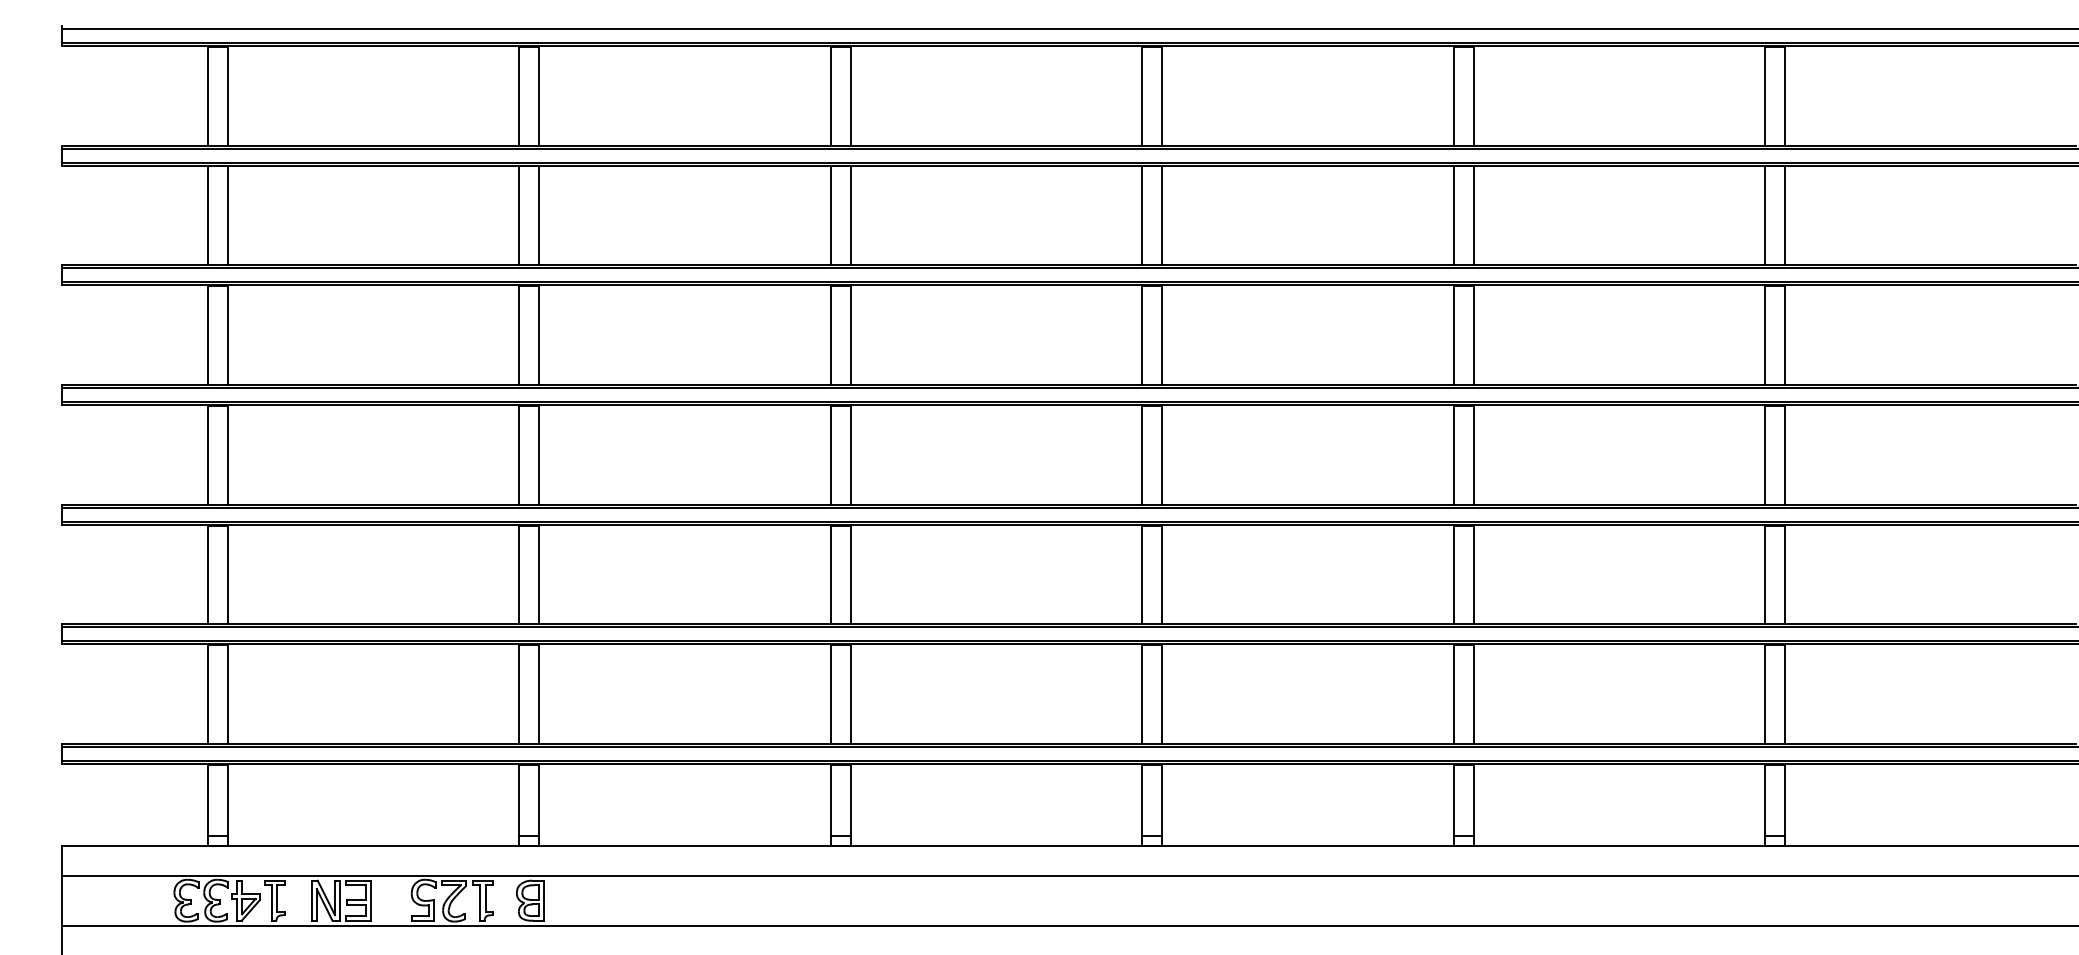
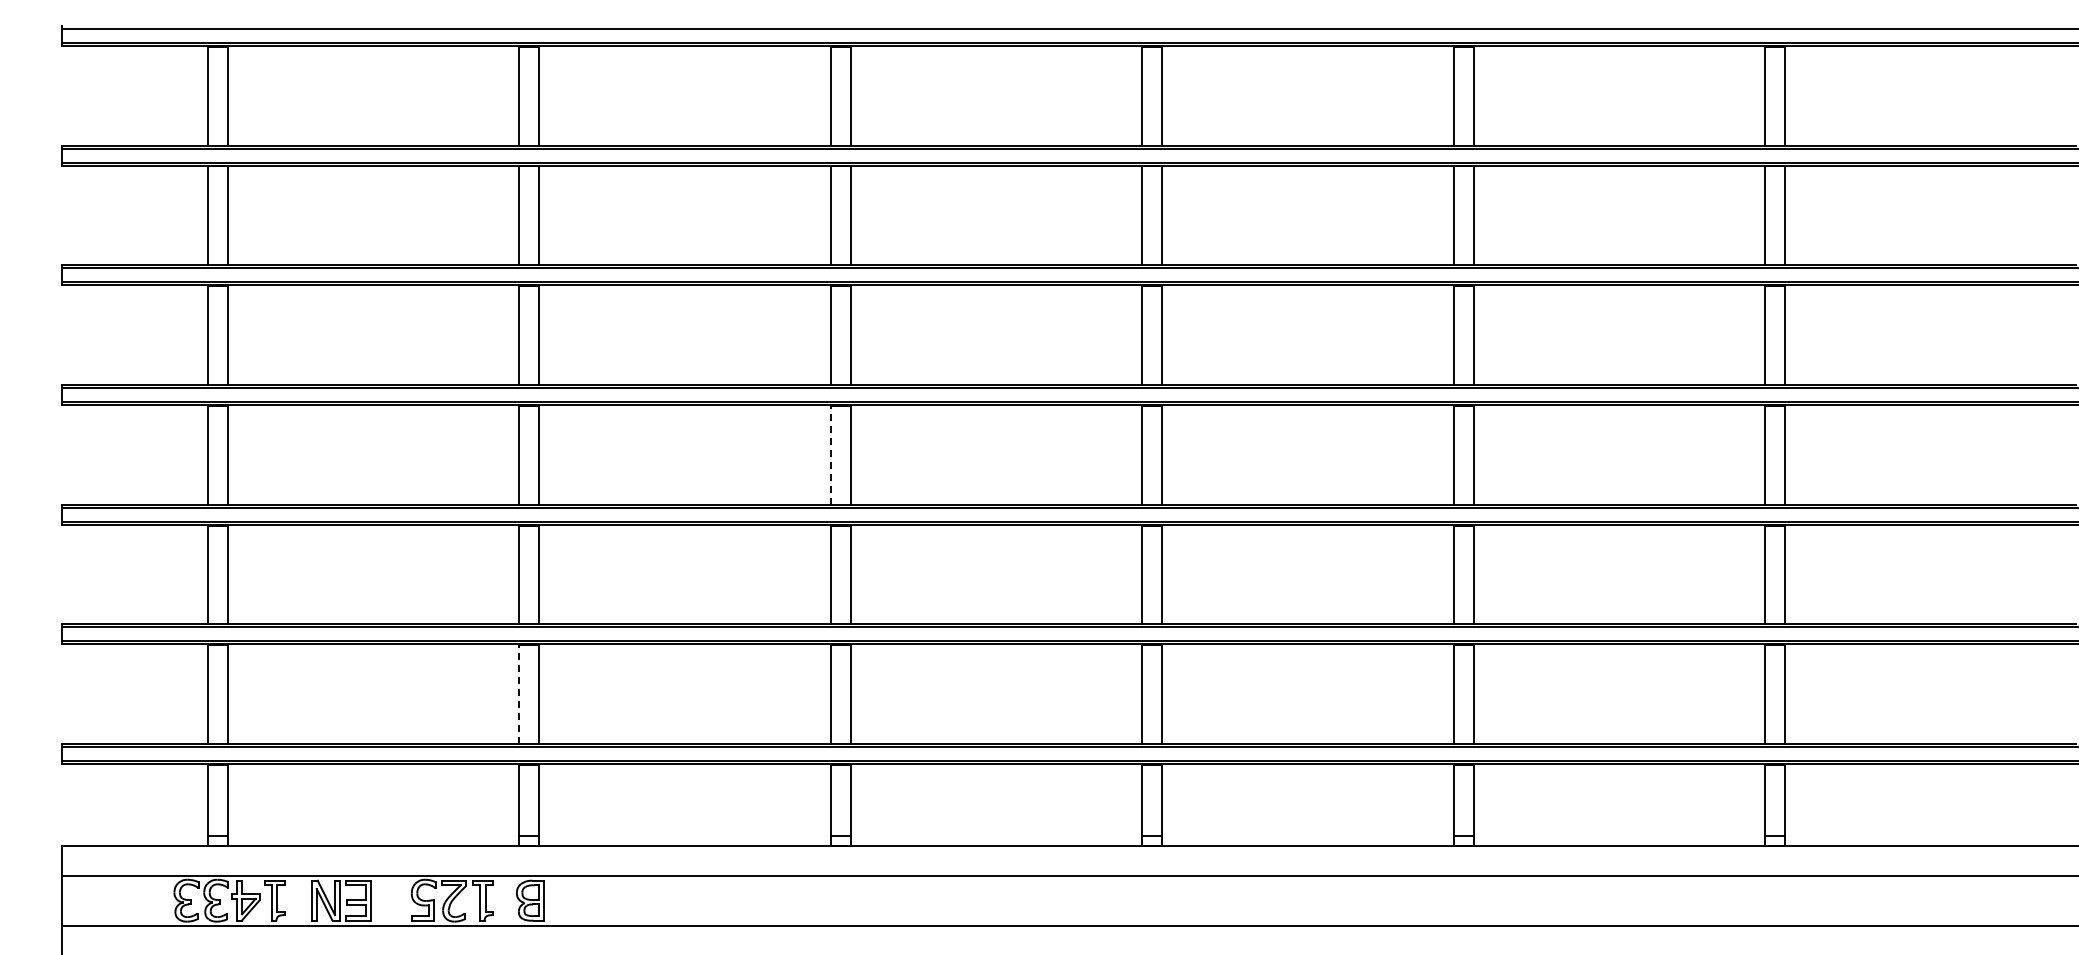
line: solid -> dashed (830, 454)
line: solid -> dashed (519, 694)
